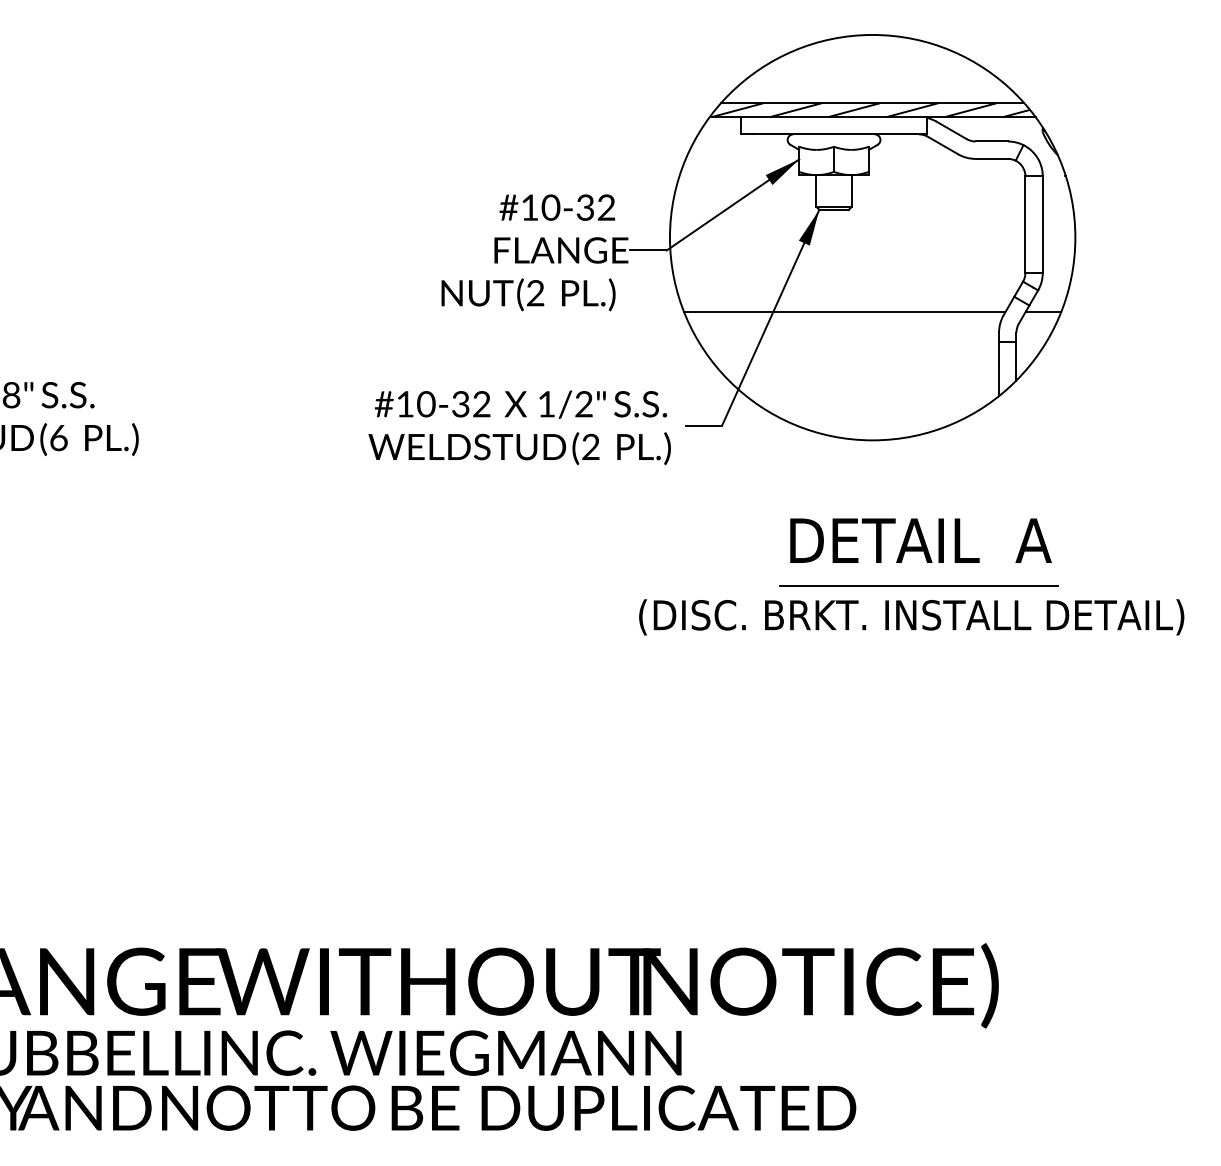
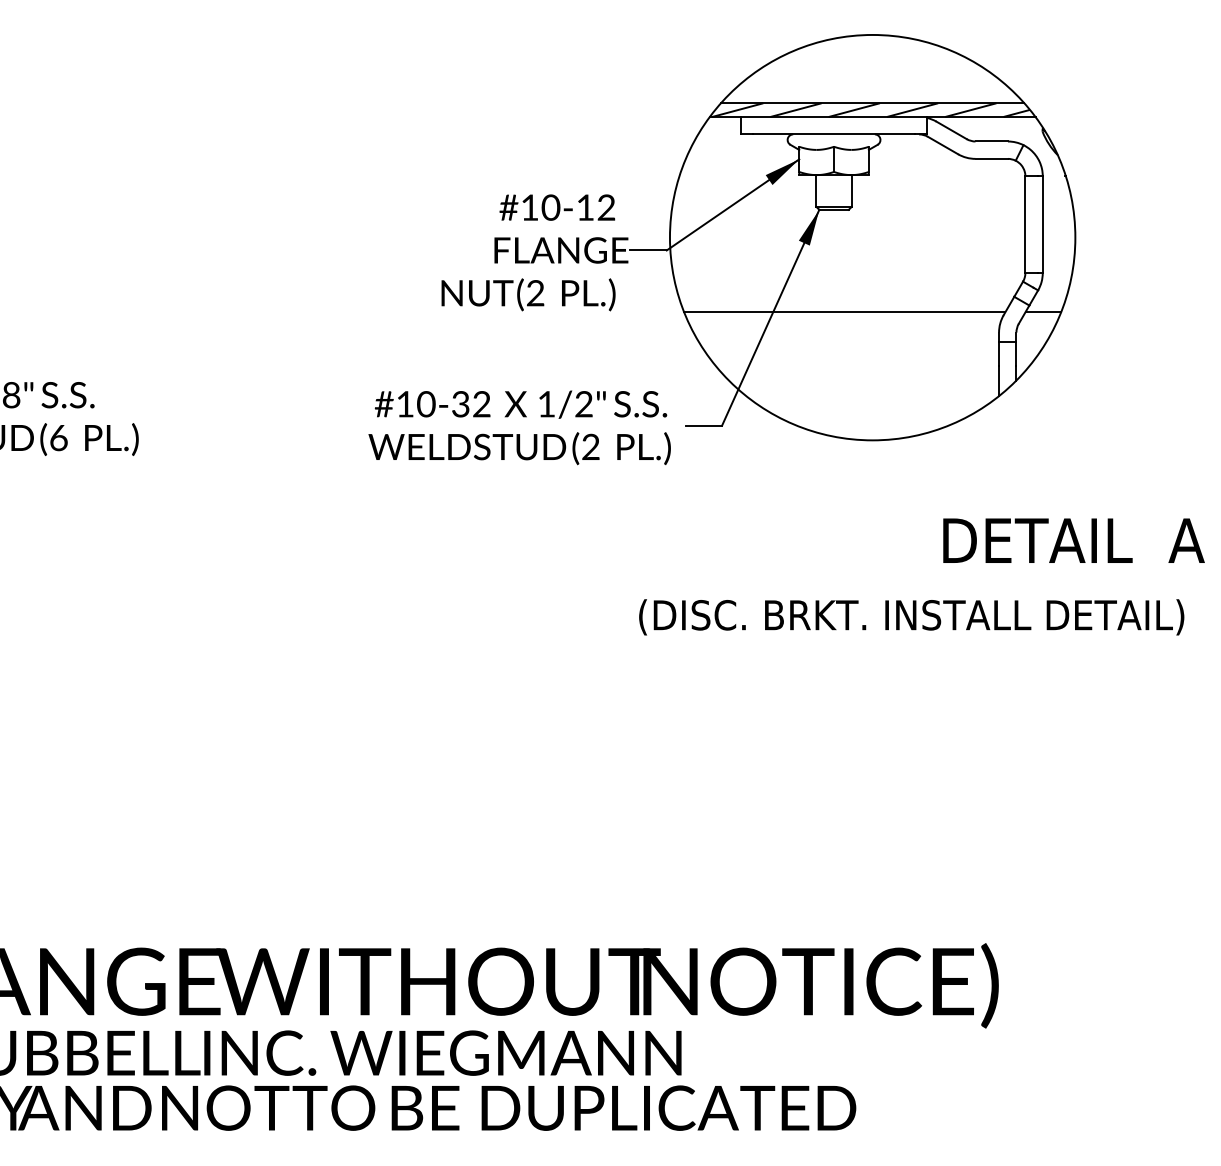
text: #10-32 -> #10-12 (584, 207)
text position: (920, 540) -> (1073, 540) (1073, 540)
line: present -> none (918, 585)
